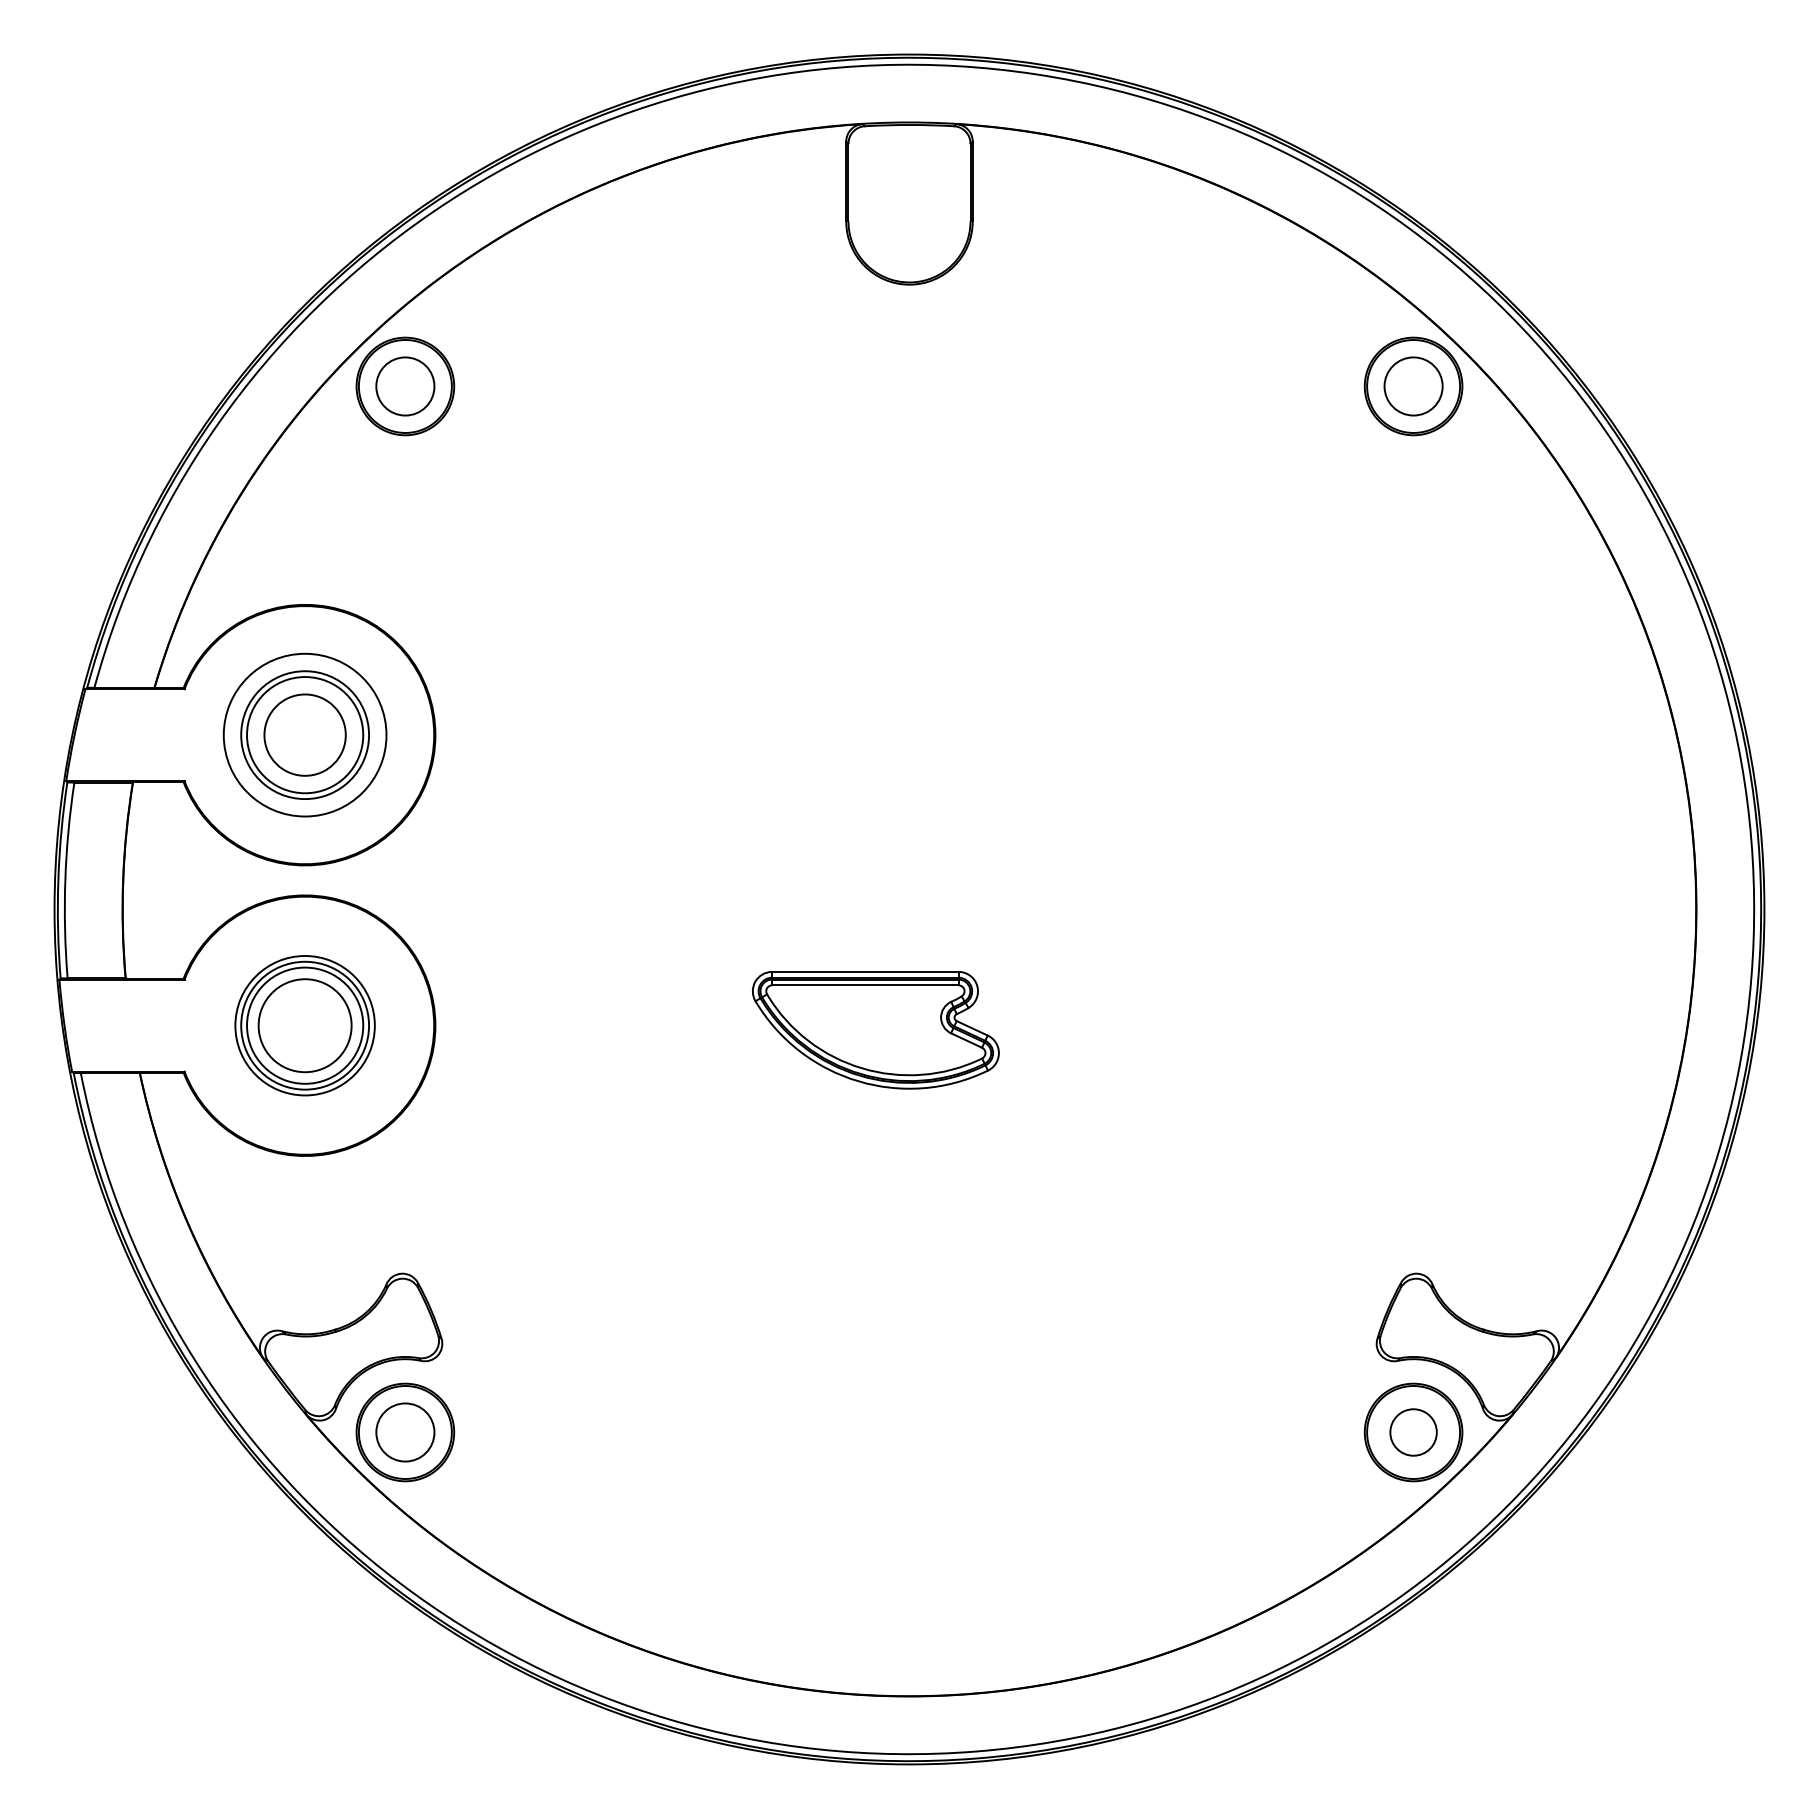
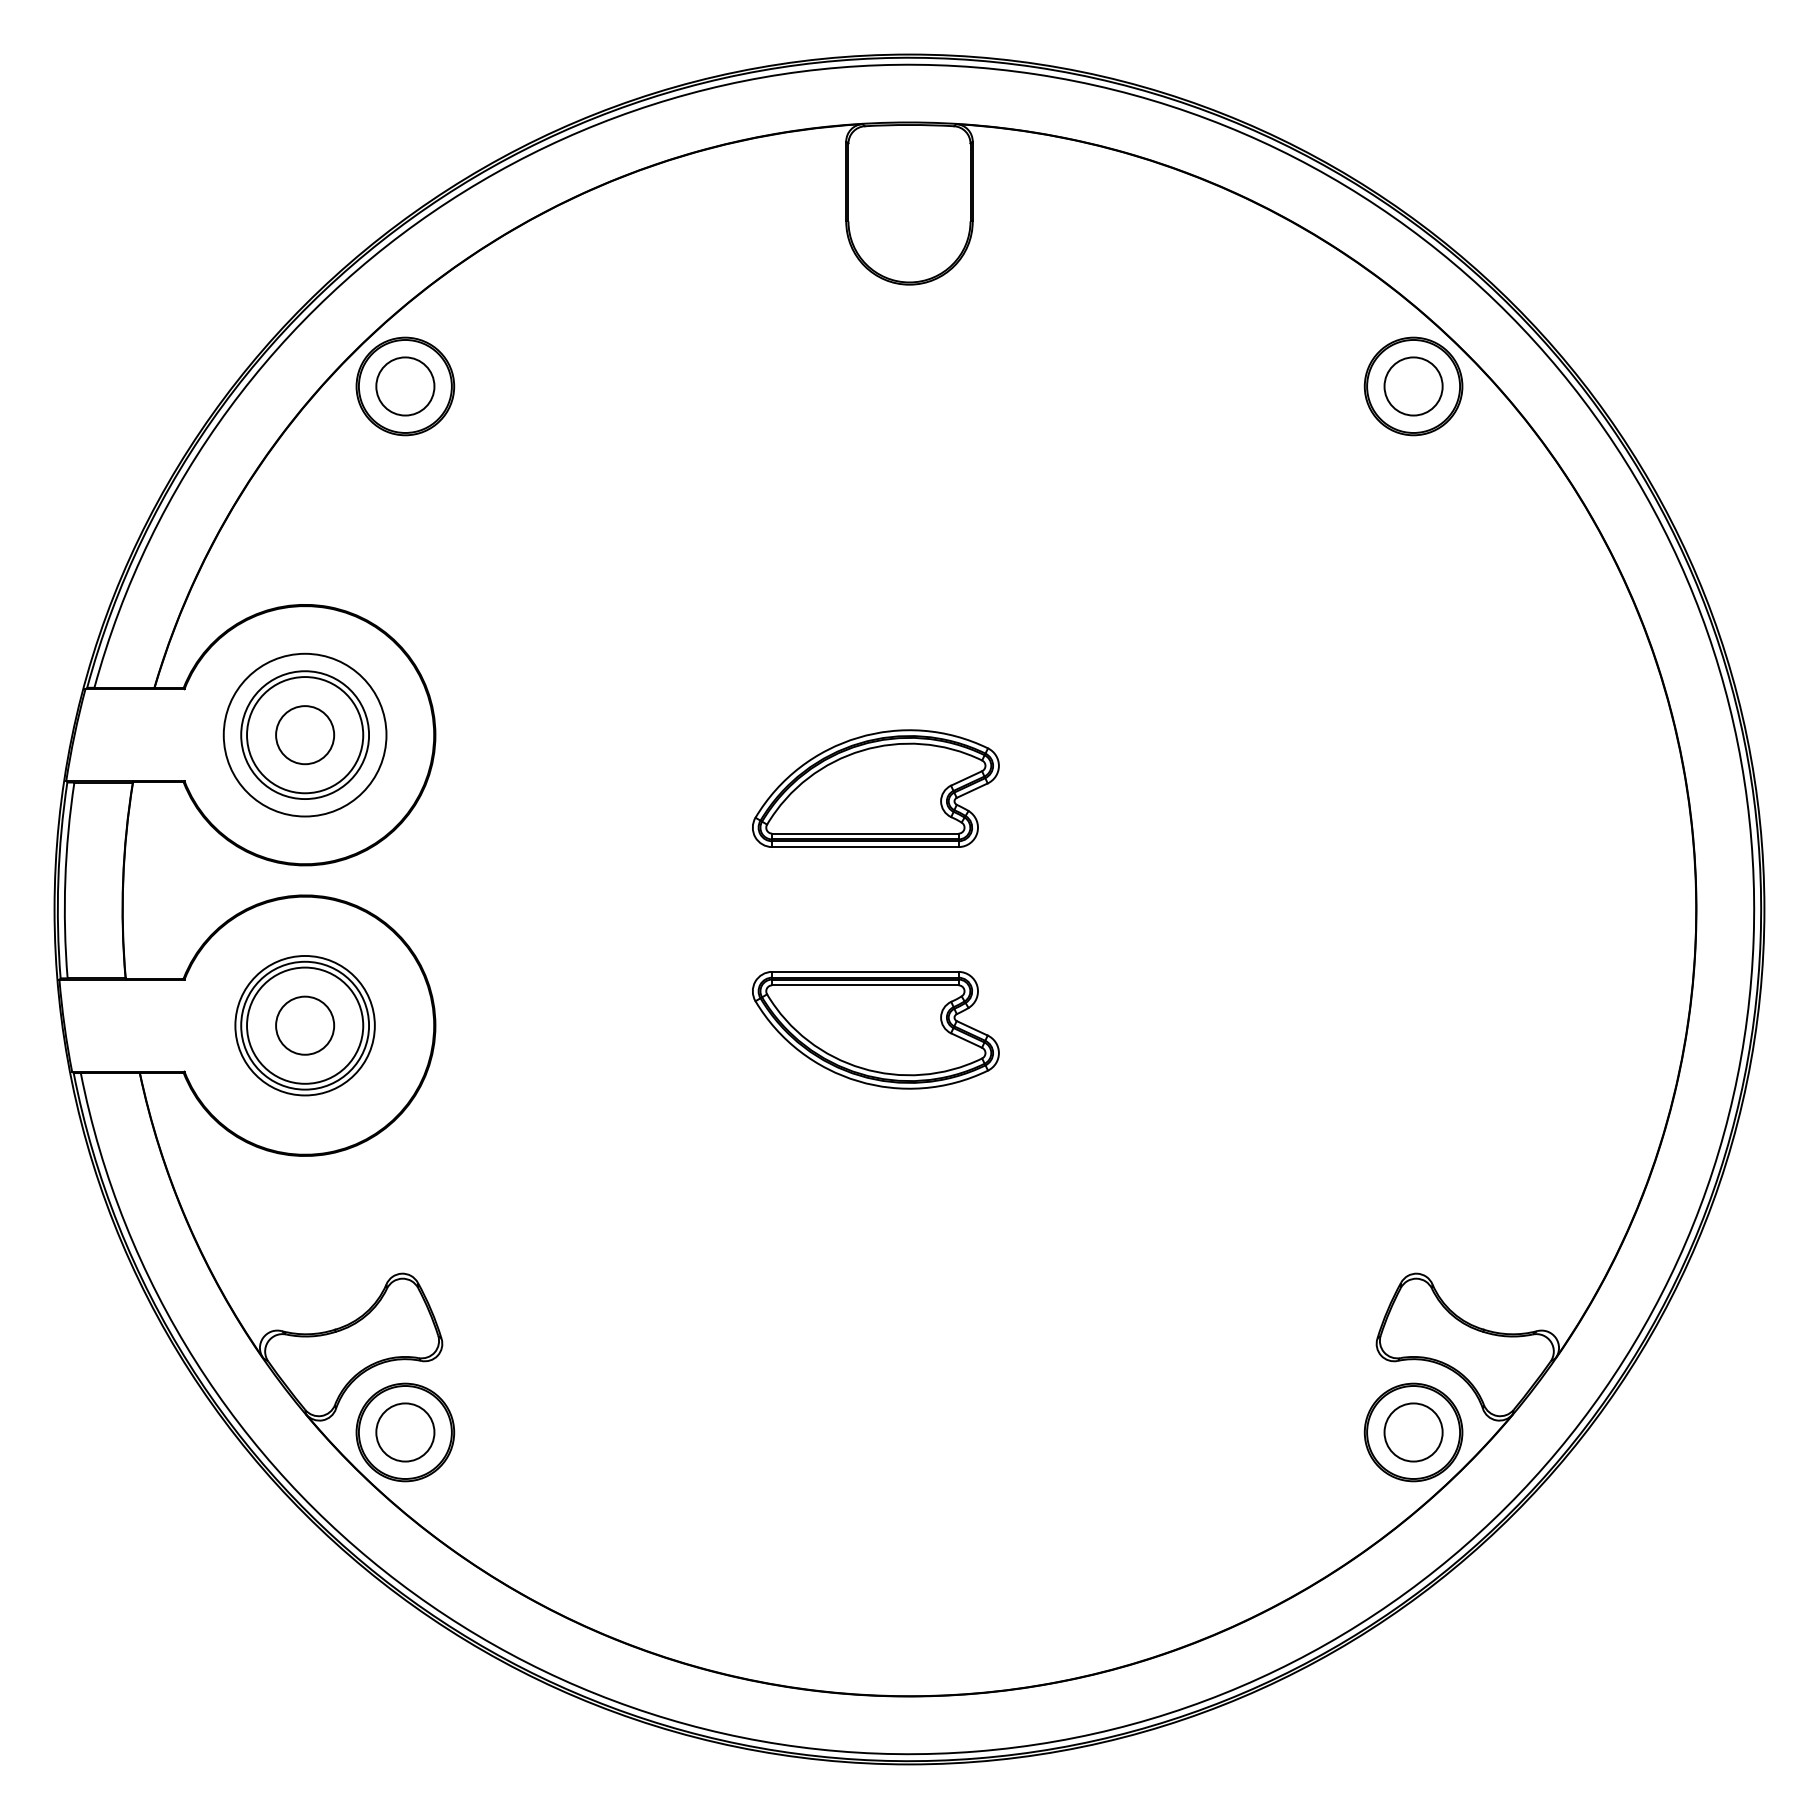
circle diameter: 81 px -> 58 px (305, 735)
part: none -> present (875, 788)
circle diameter: 93 px -> 58 px (305, 1025)
circle diameter: 46 px -> 58 px (1413, 1432)
